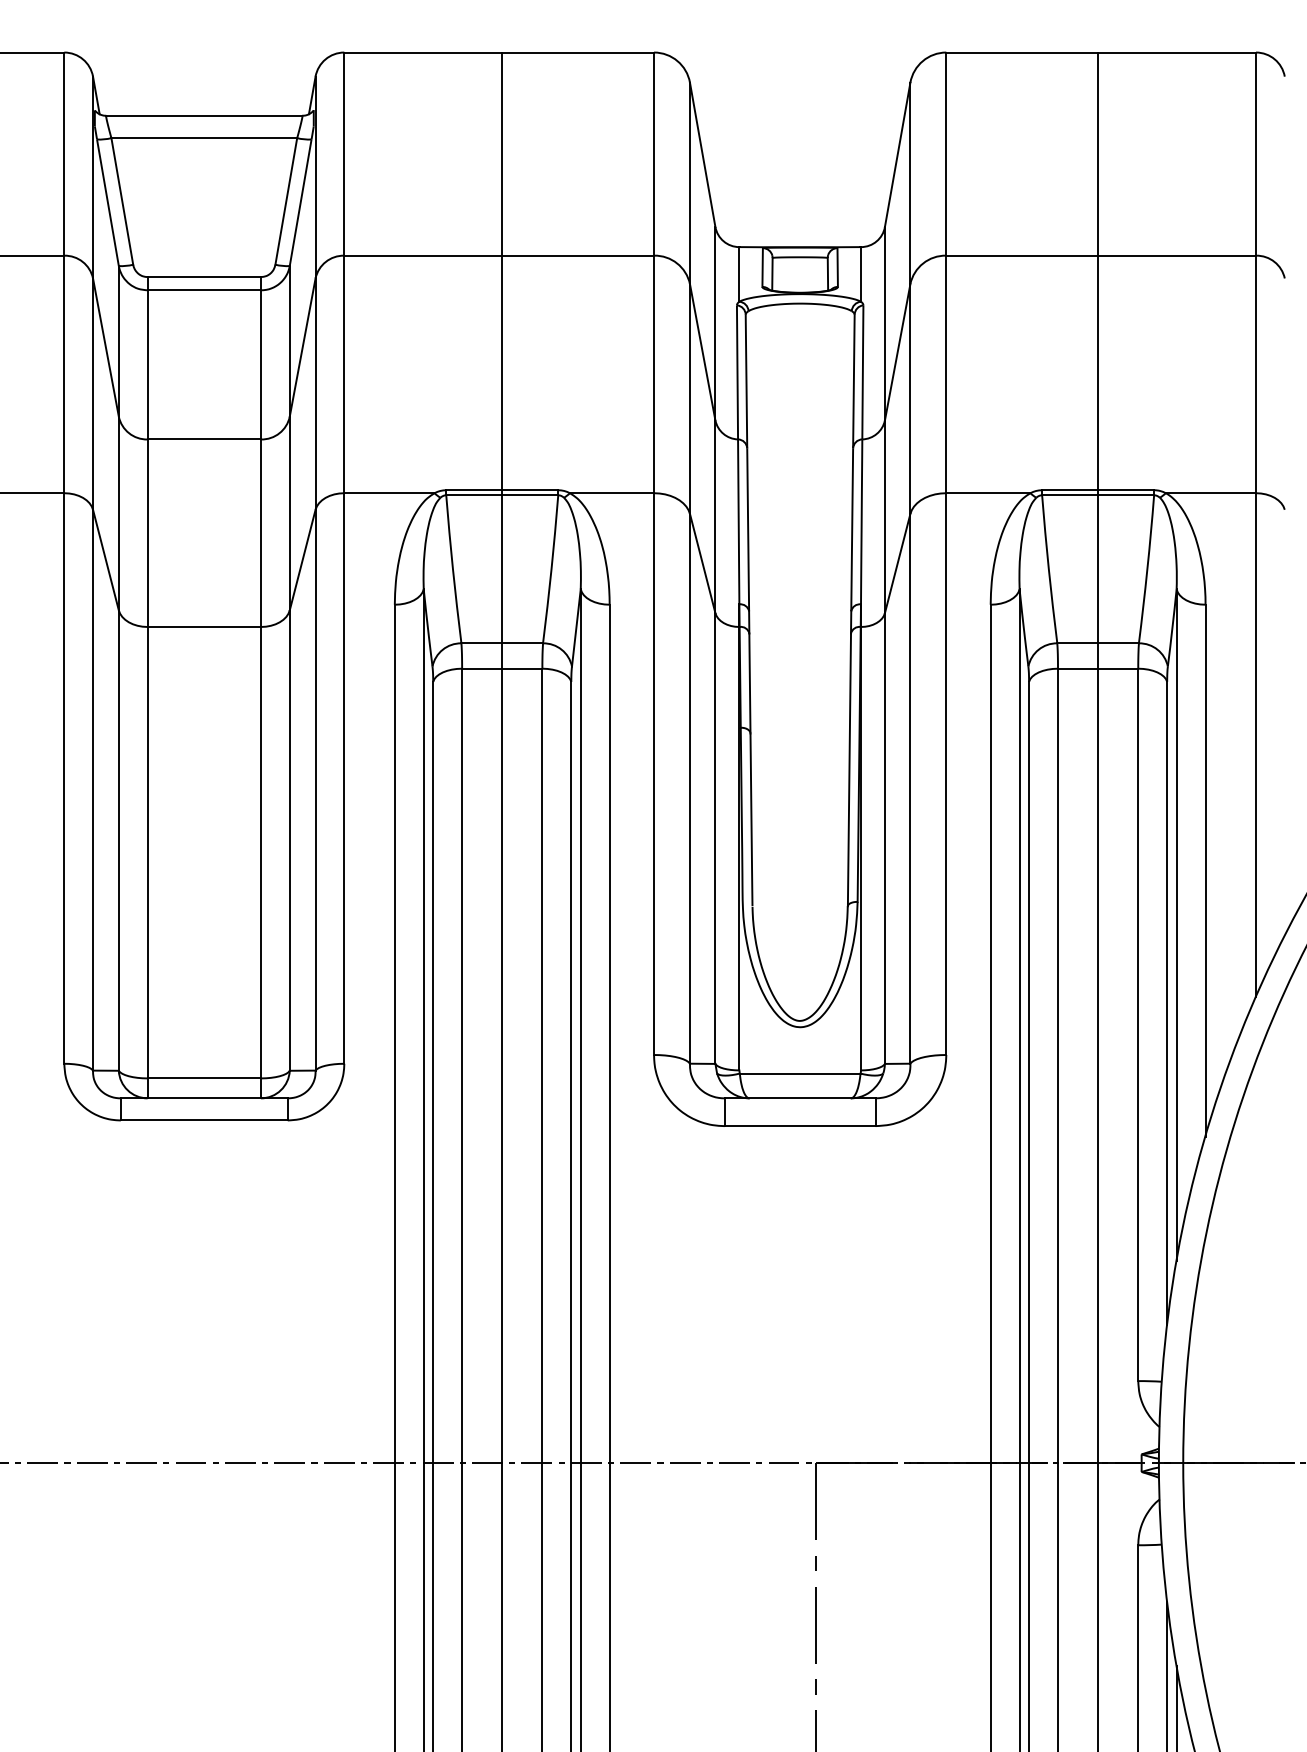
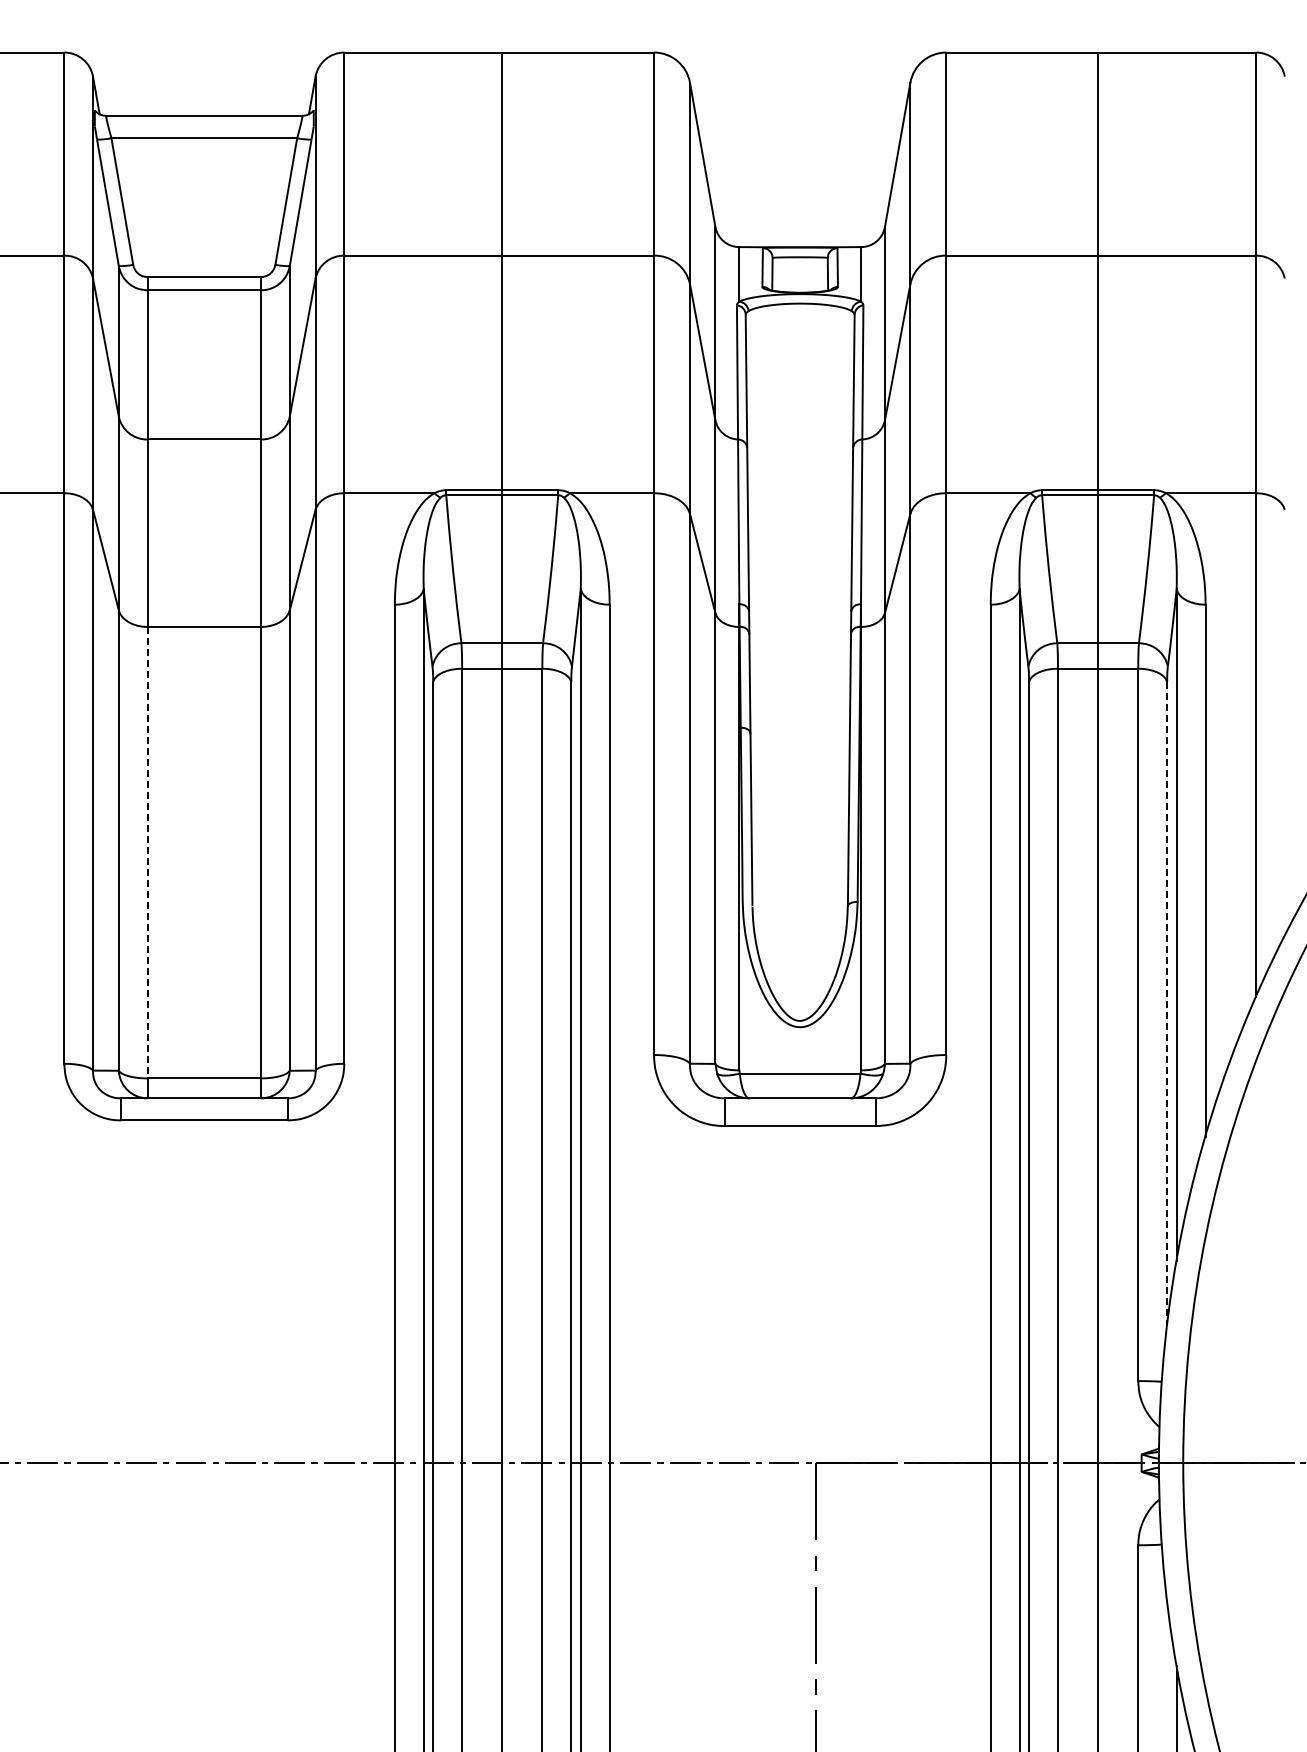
line: solid -> dashed (147, 852)
line: solid -> dashed (1167, 1003)
line: present -> none (1167, 1674)
